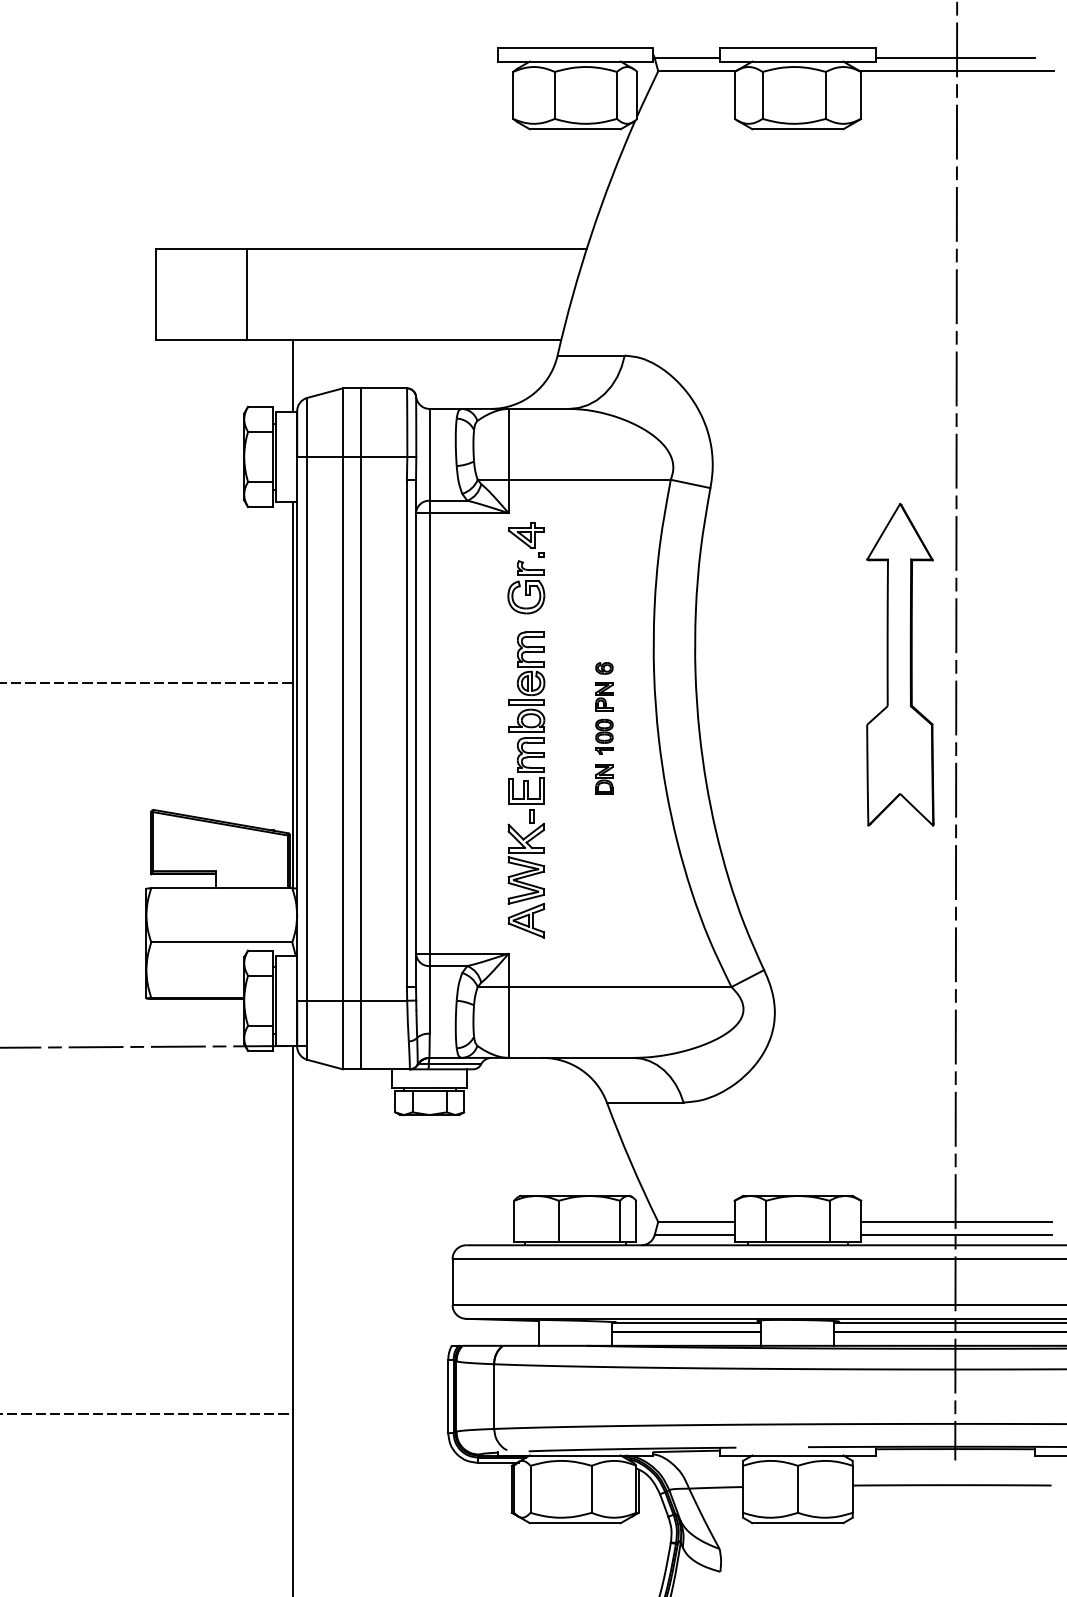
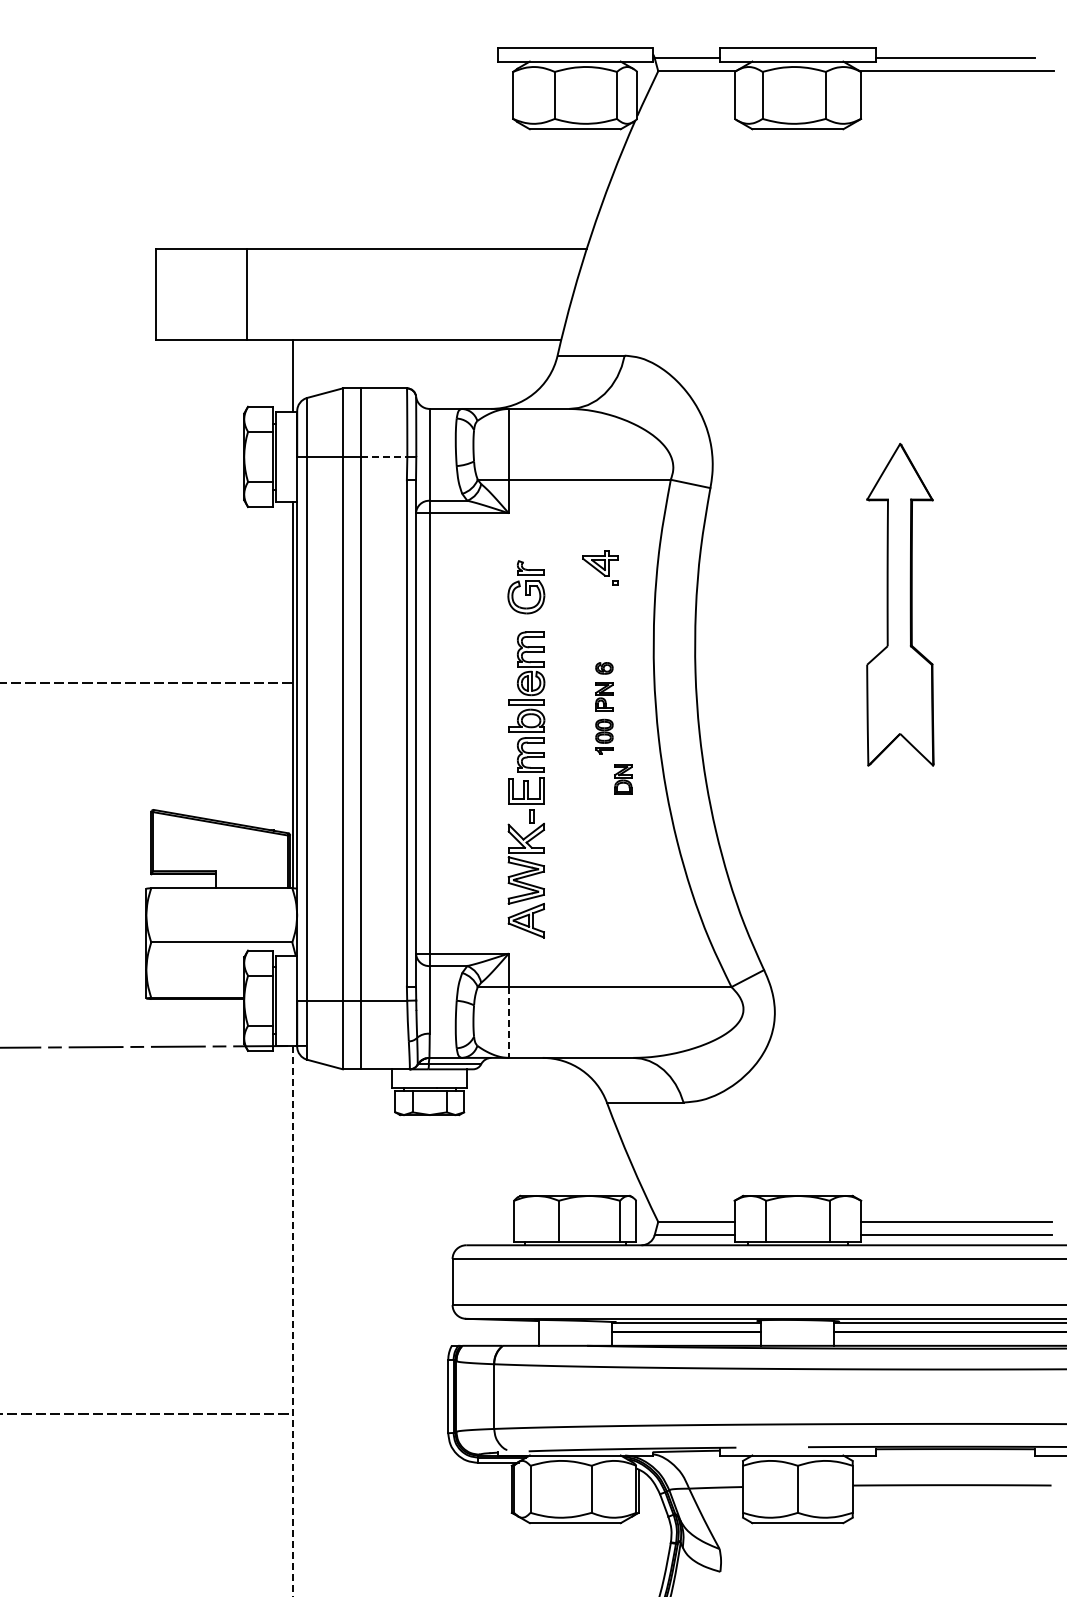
line: solid -> dashed (384, 456)
part position: (526, 539) -> (600, 567) (600, 567)
part position: (900, 664) -> (900, 604) (900, 604)
line: present -> none (956, 731)
part position: (604, 779) -> (623, 779) (623, 779)
line: solid -> dashed (508, 1022)
line: solid -> dashed (292, 1321)
